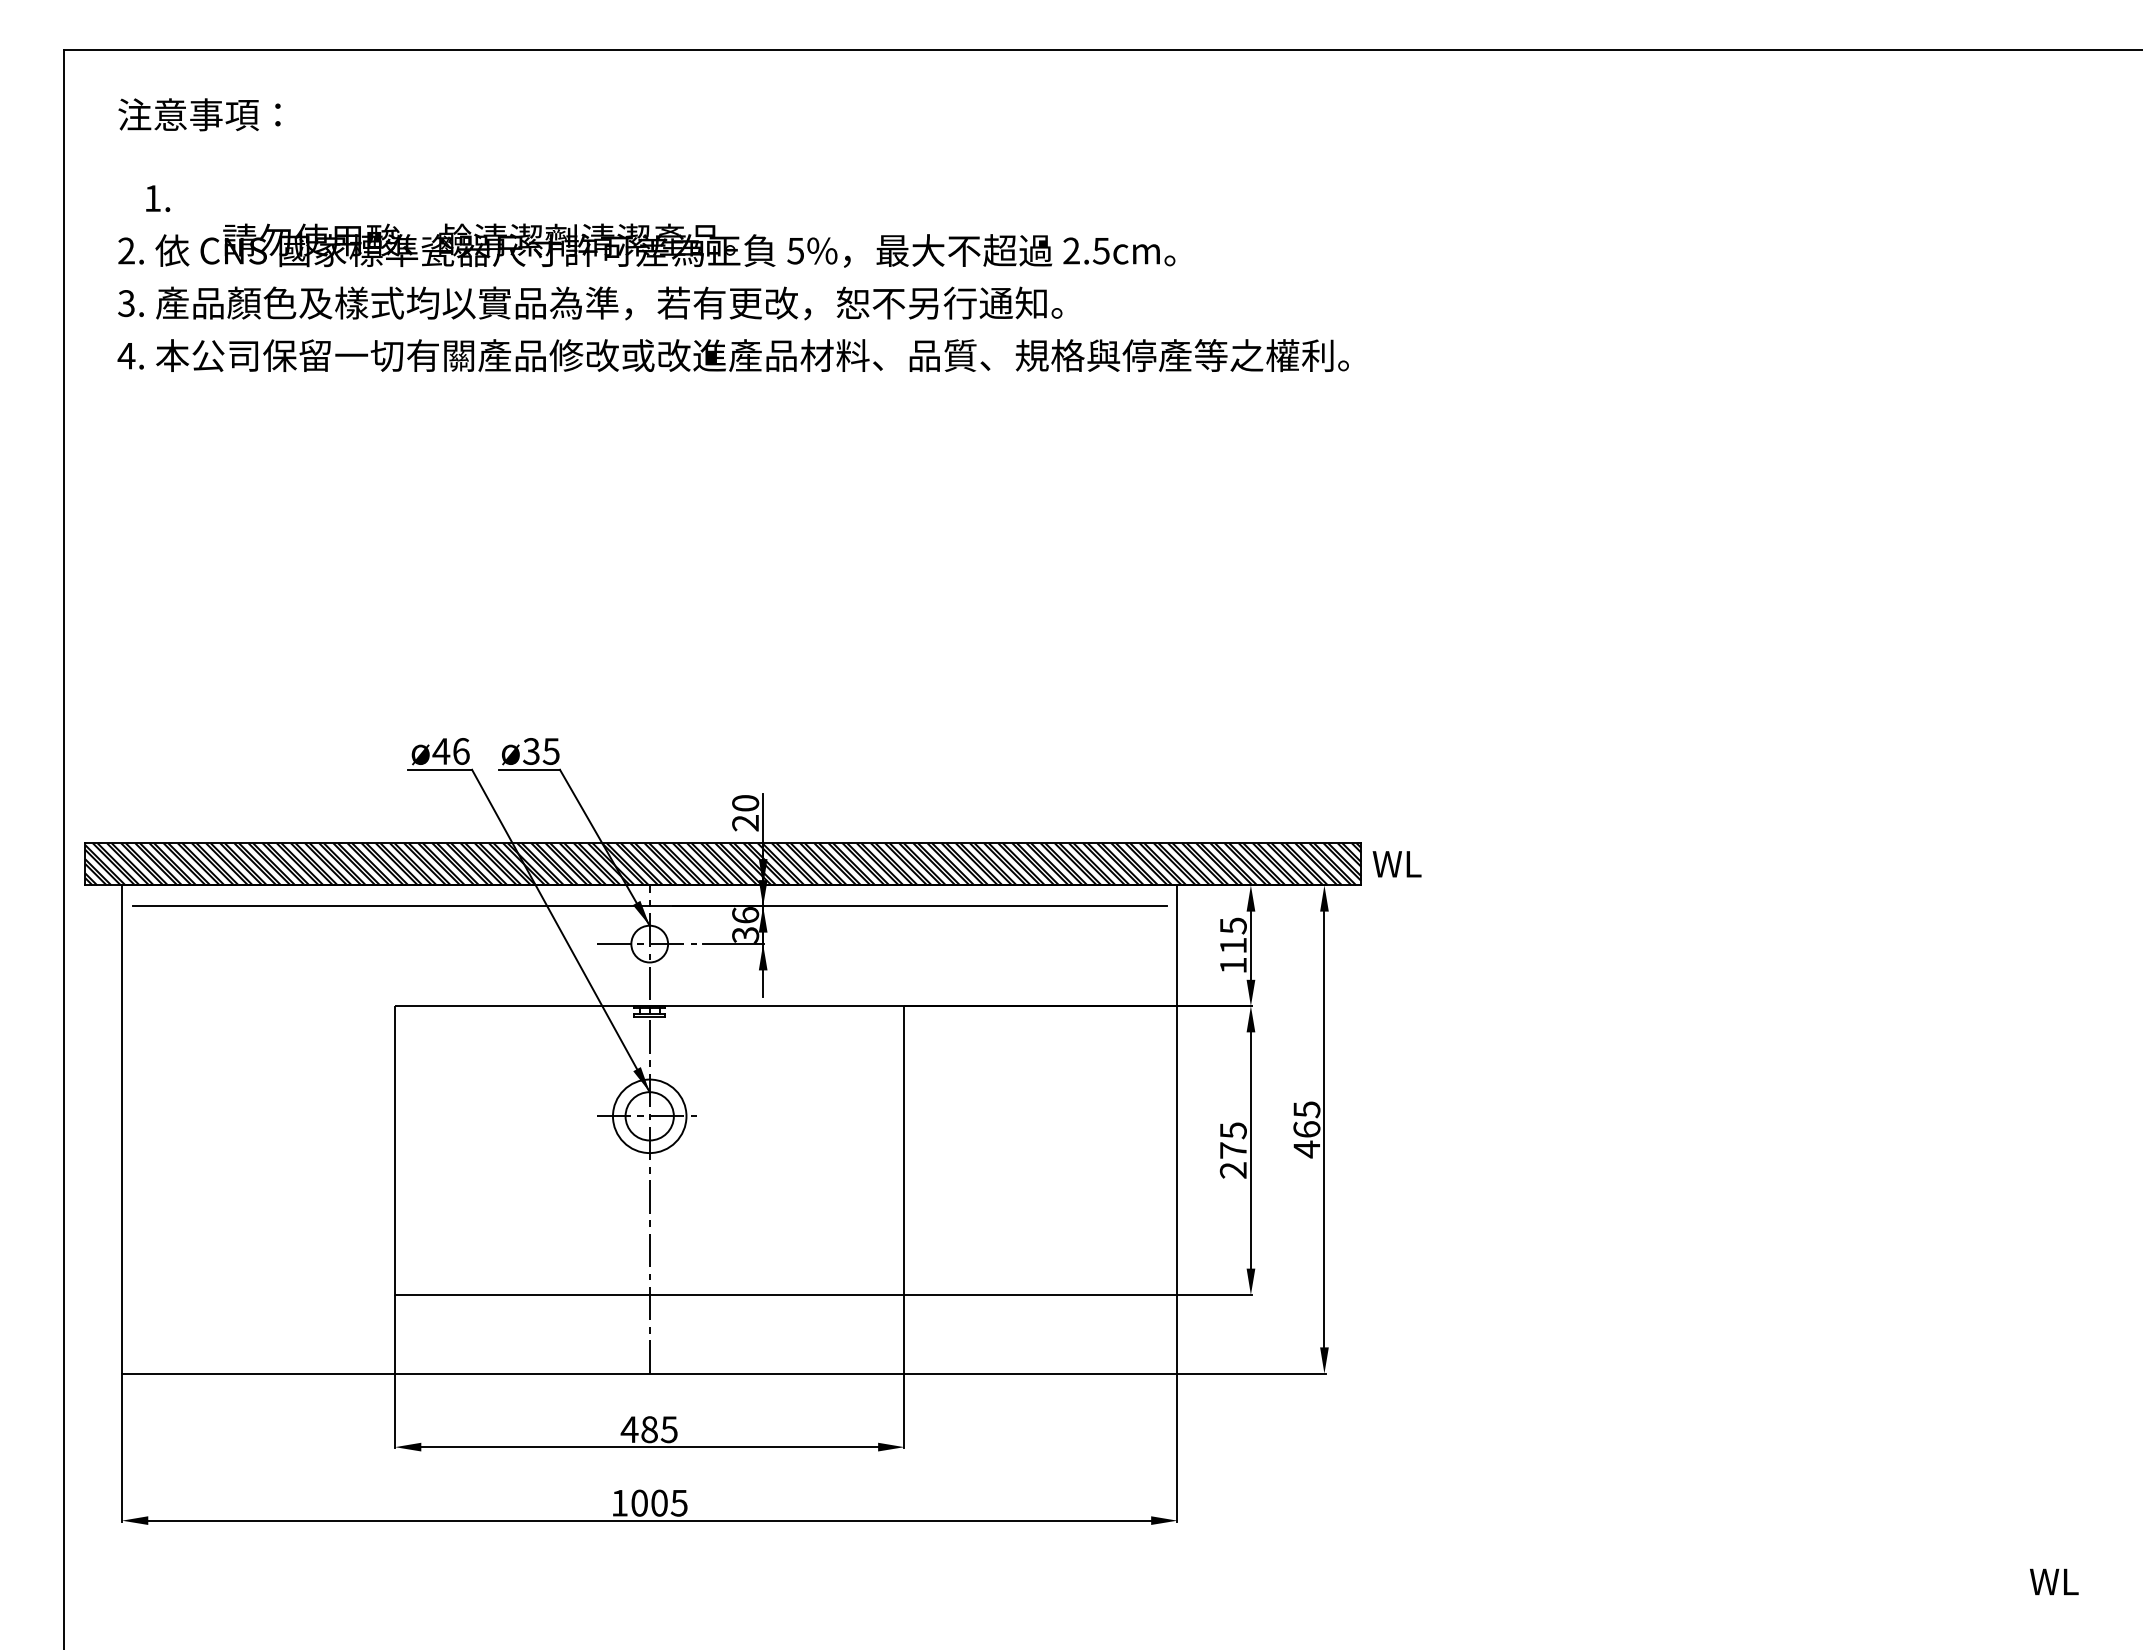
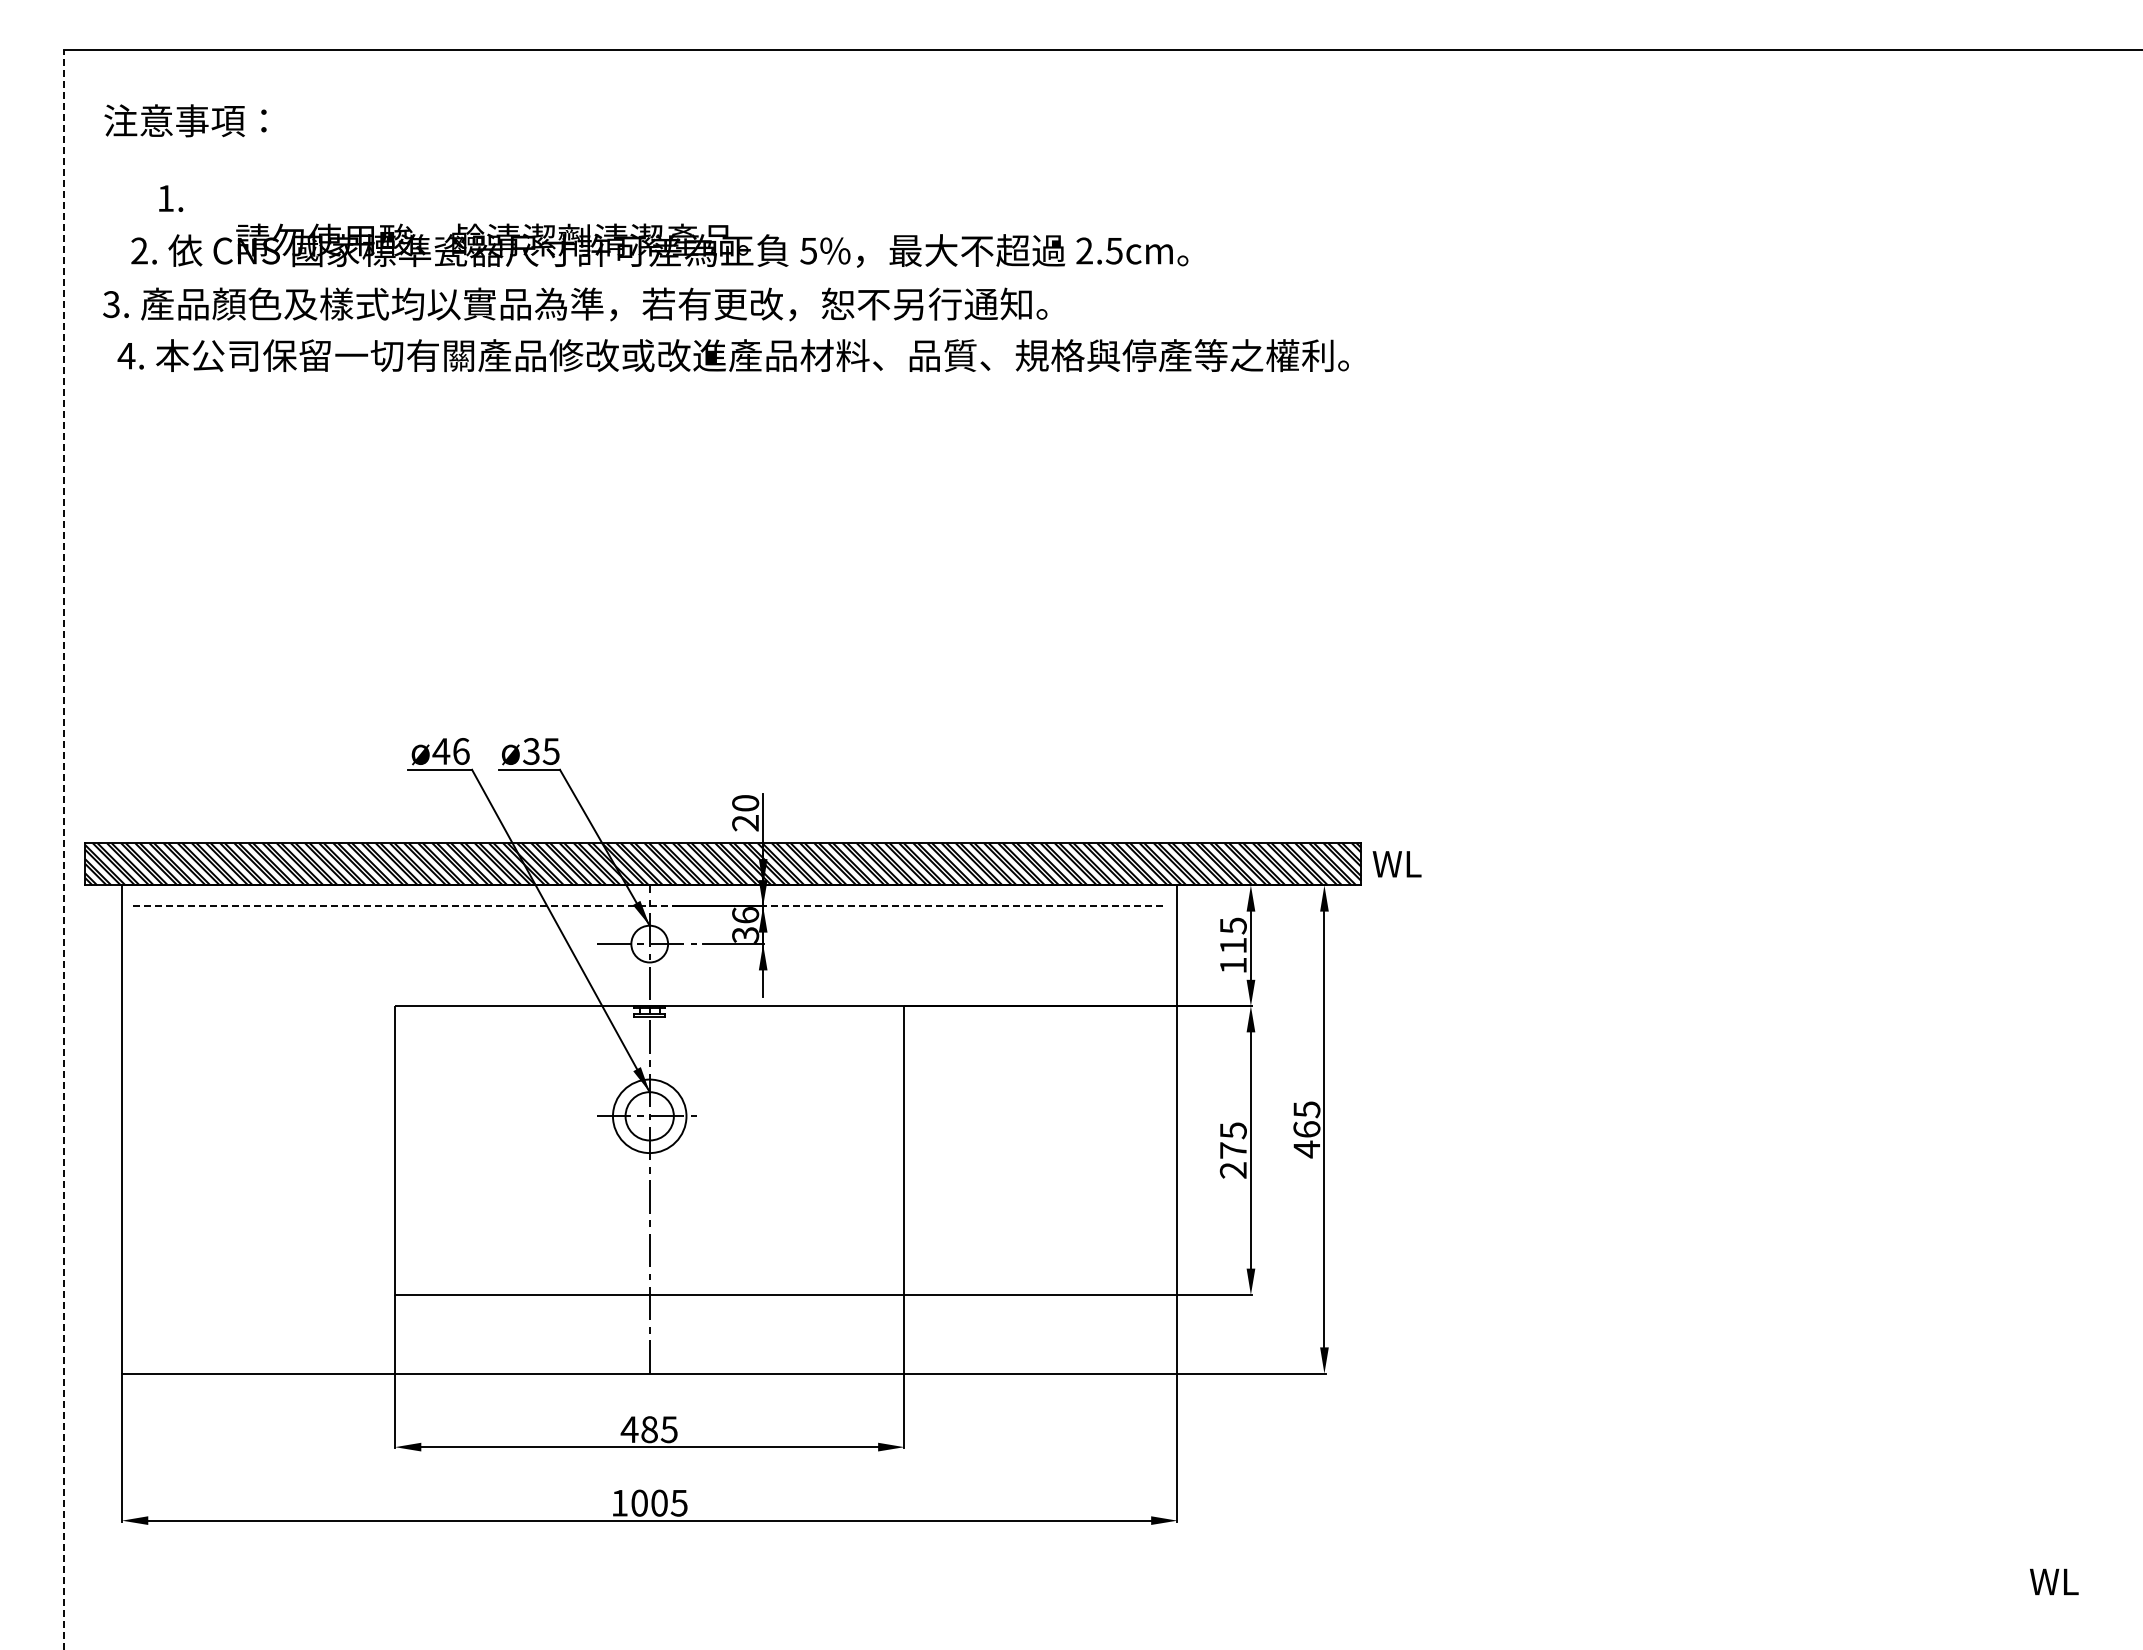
text position: (199, 114) -> (185, 120) (185, 120)
text position: (646, 226) -> (659, 226) (659, 226)
text position: (590, 303) -> (575, 304) (575, 304)
line: solid -> dashed (64, 849)
line: solid -> dashed (650, 906)
